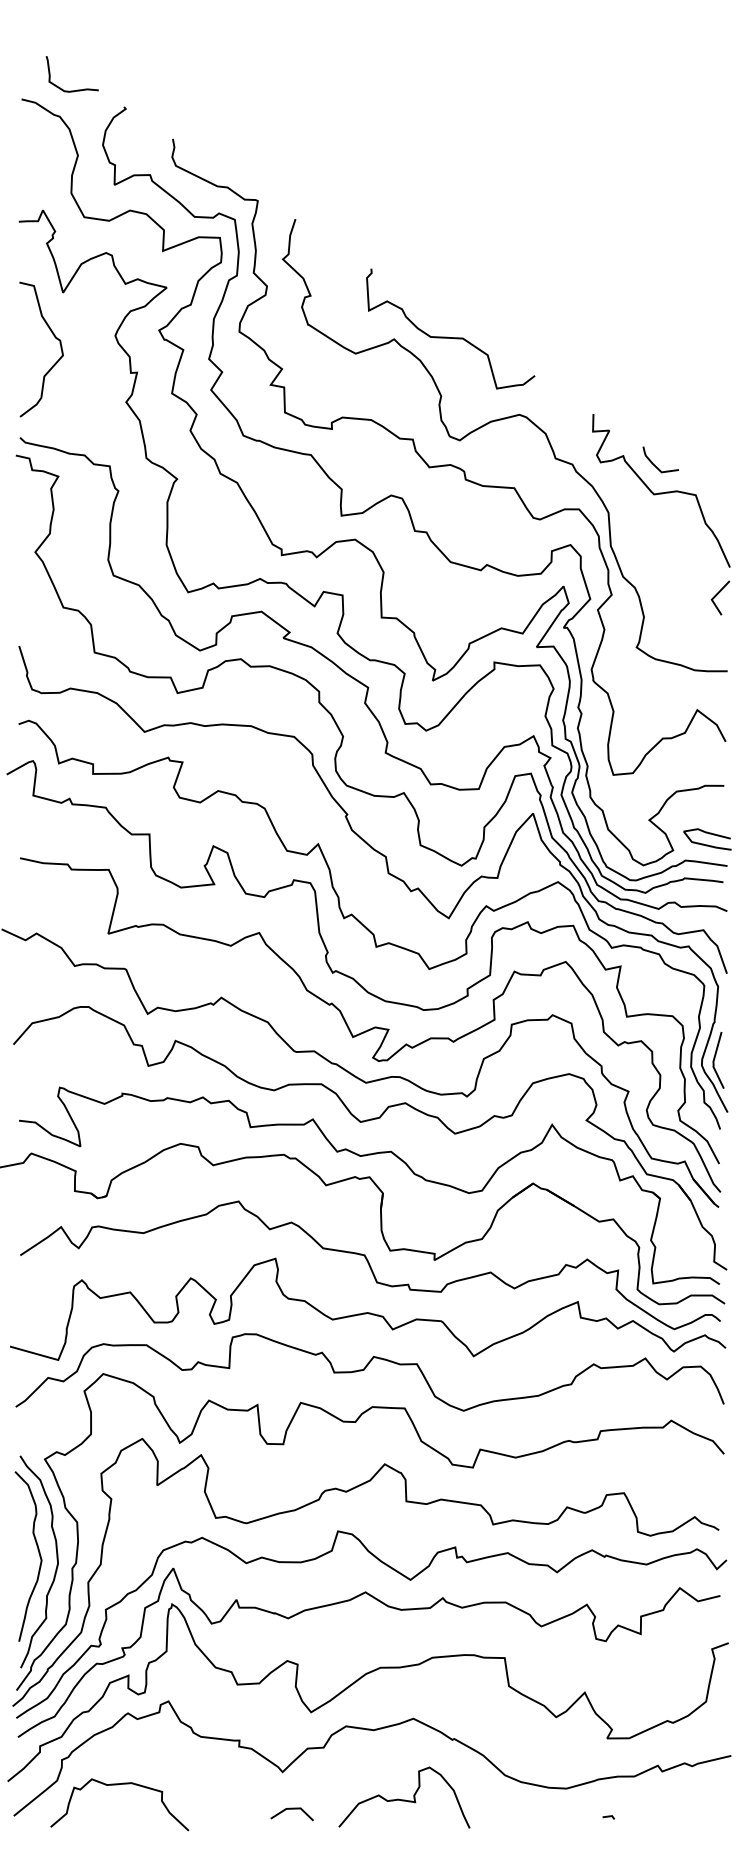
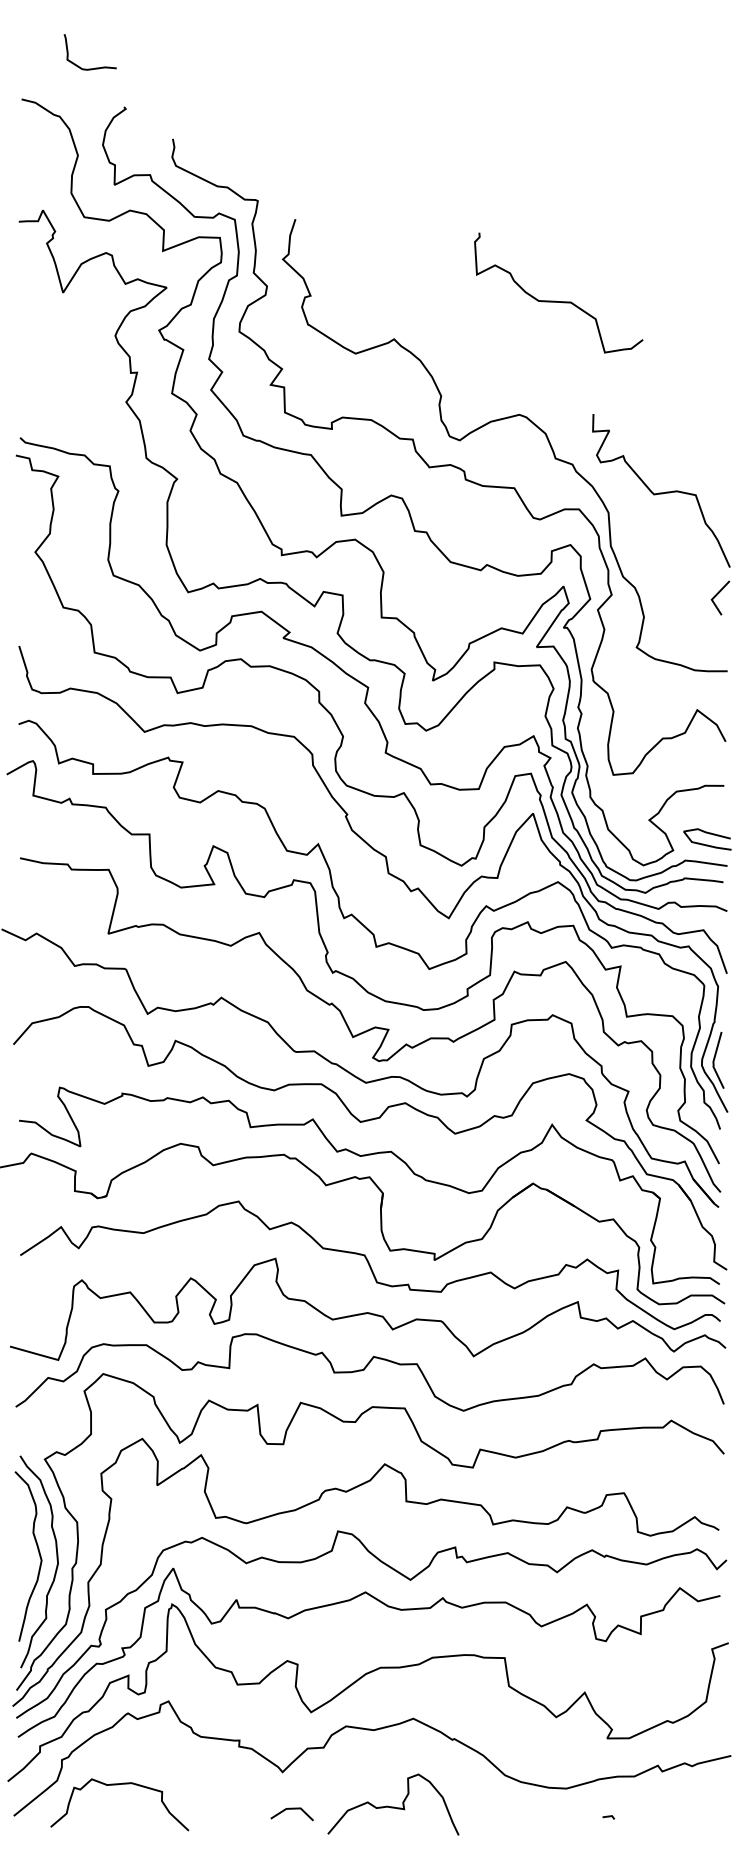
curve position: (71, 90) -> (89, 68) (89, 68)
curve position: (447, 336) -> (555, 300) (555, 300)
curve: present -> none (54, 337)
curve: present -> none (657, 466)
curve position: (404, 1799) -> (393, 1806) (393, 1806)
